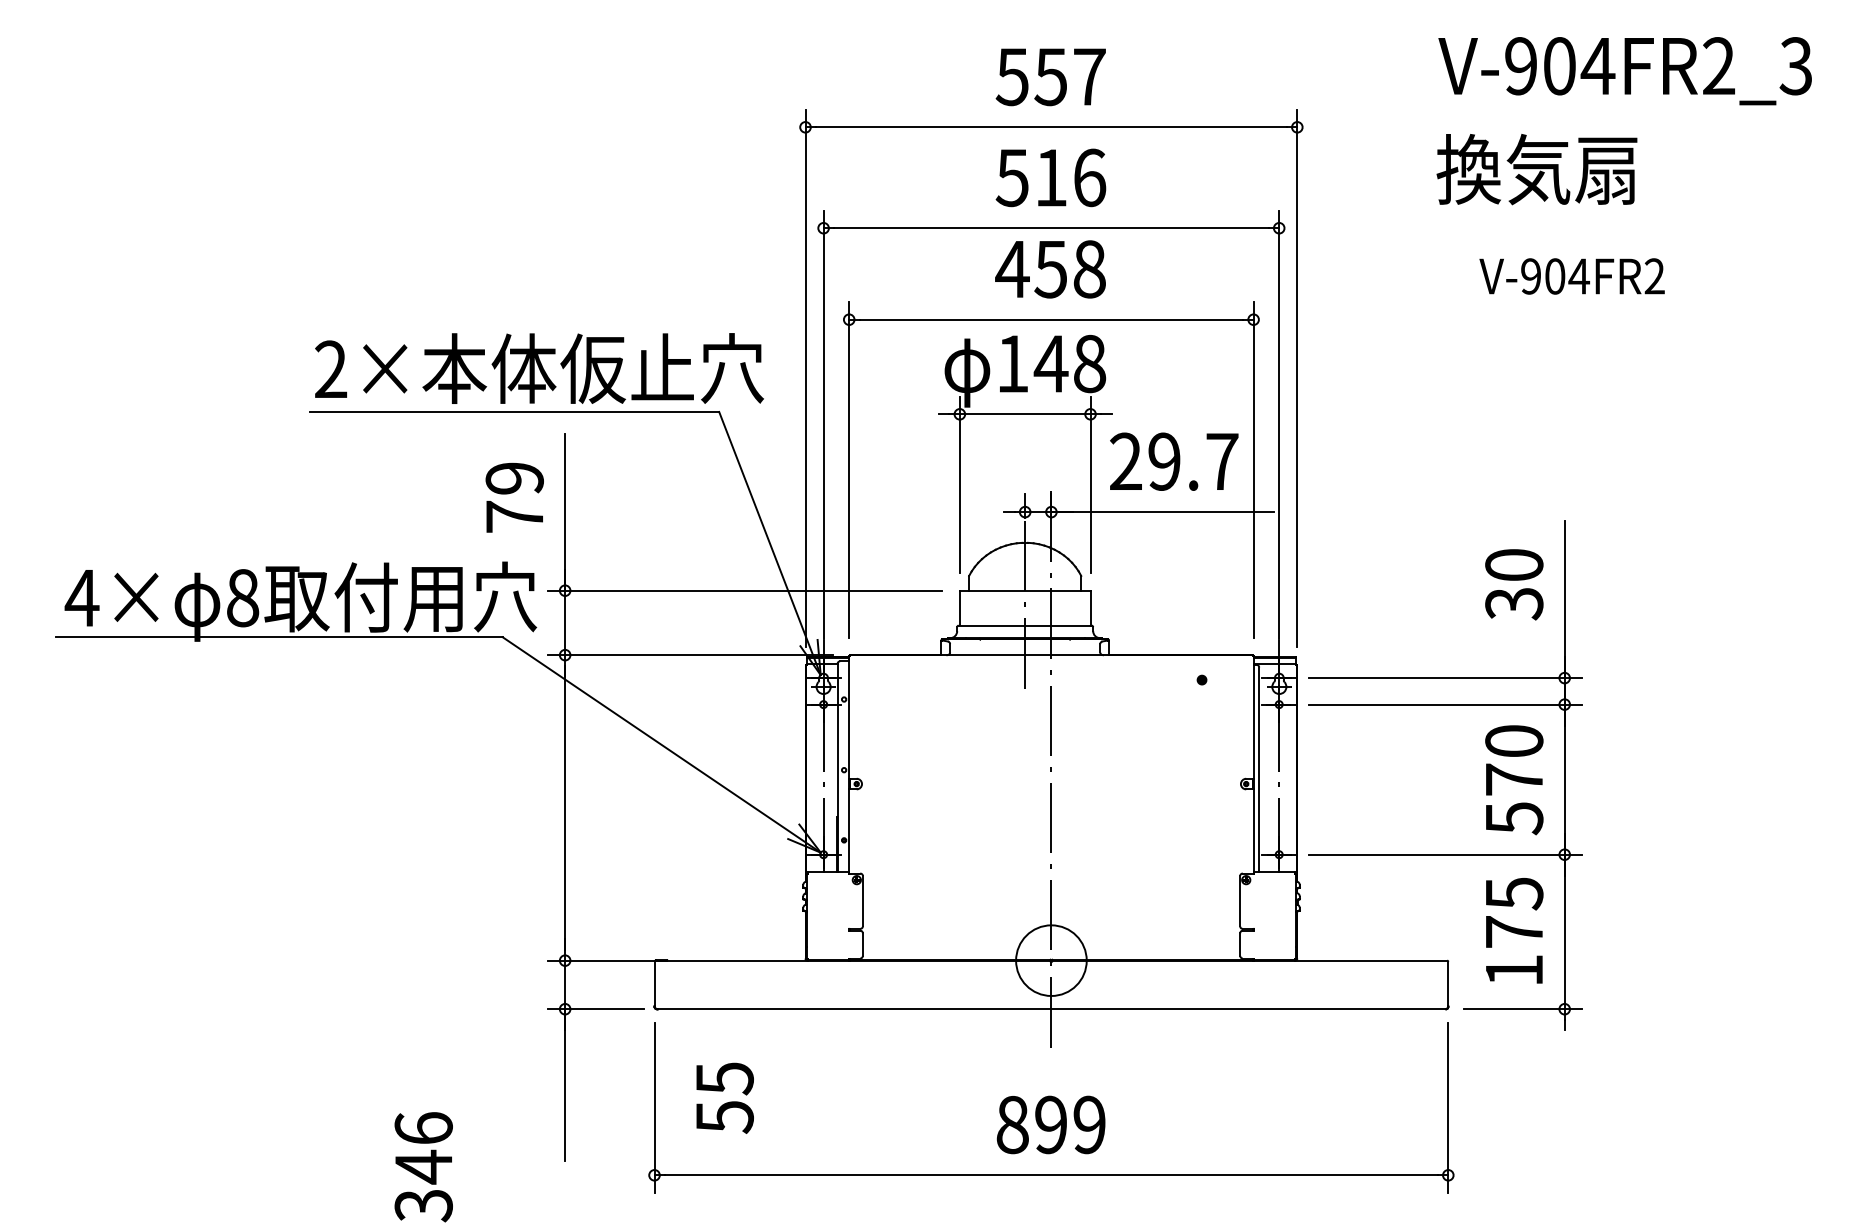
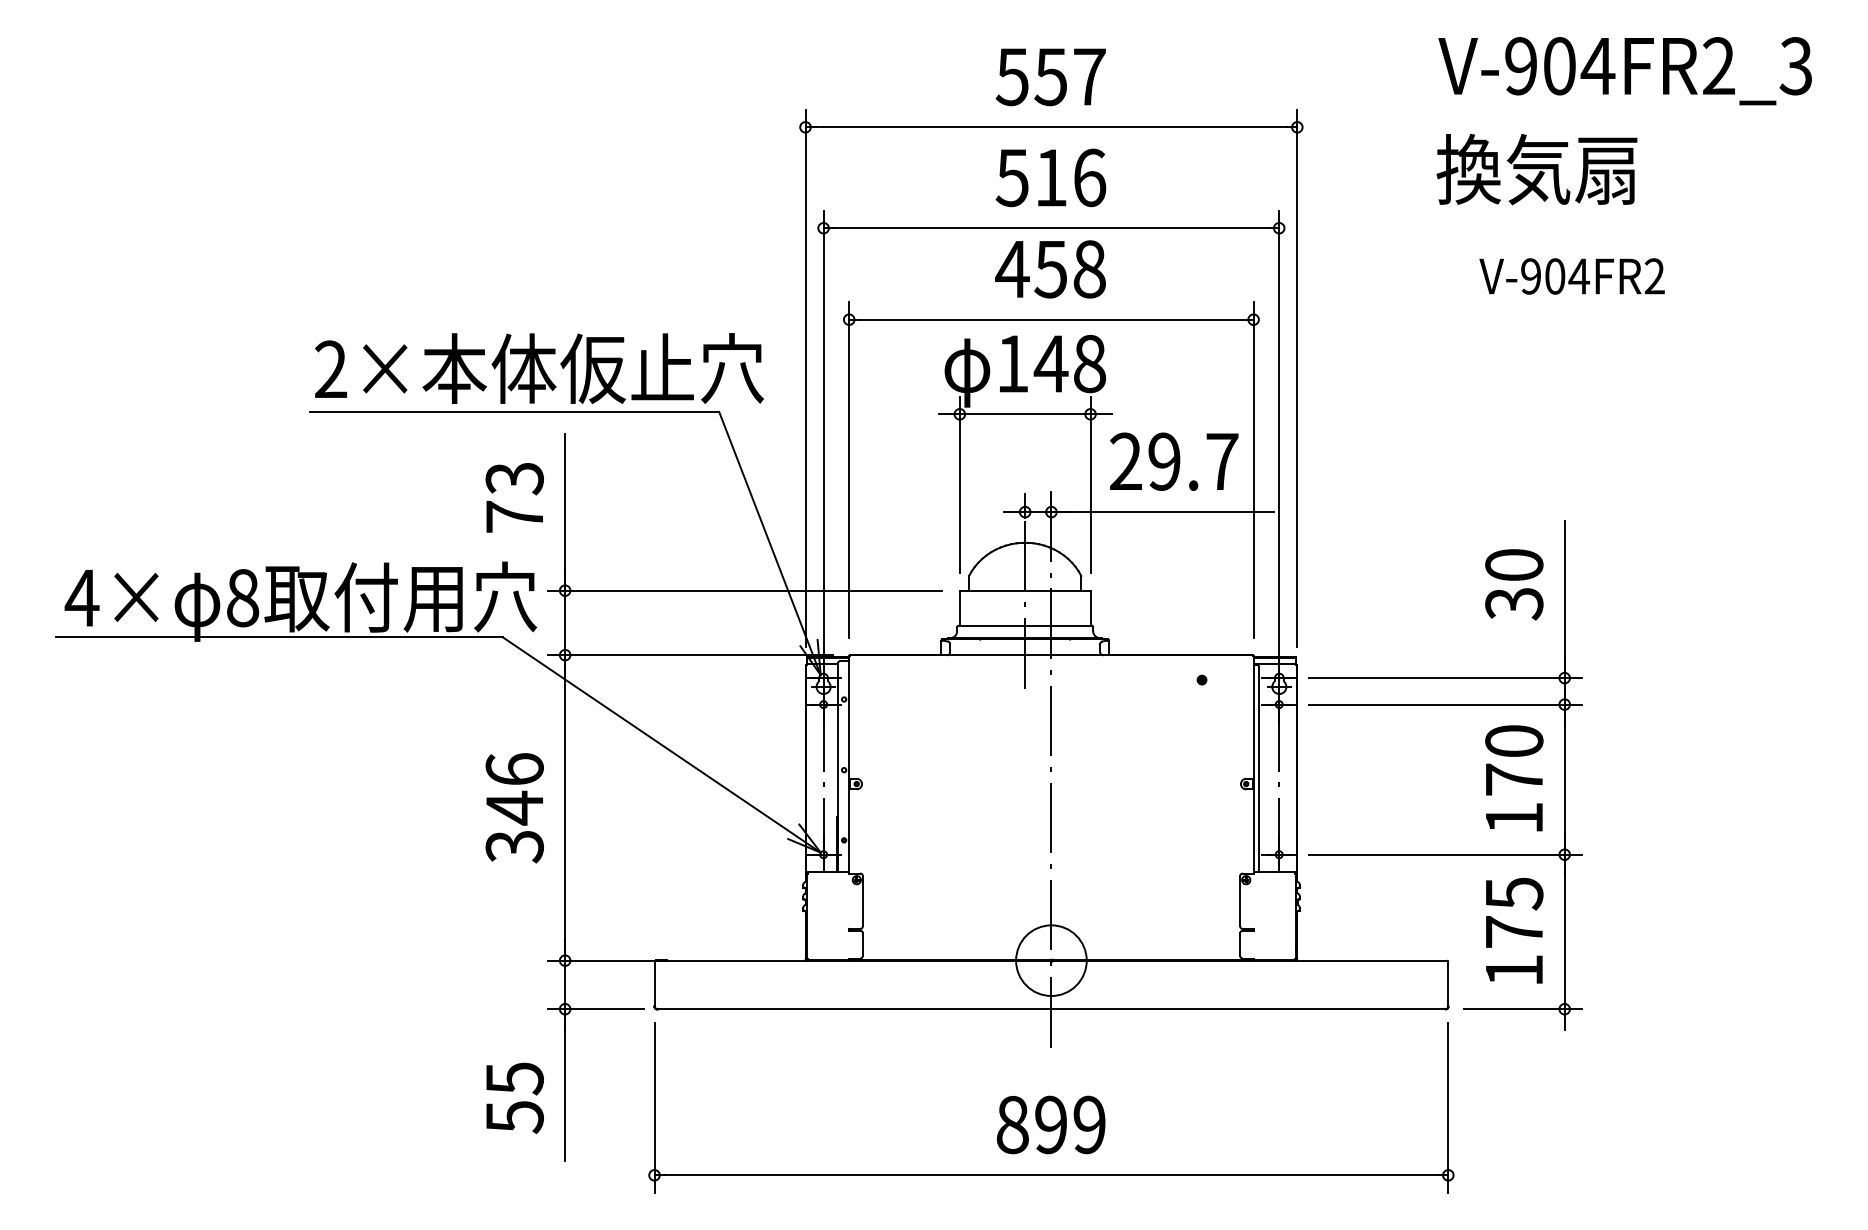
text: 79 -> 73 (514, 478)
text: 570 -> 170 (1514, 818)
text position: (724, 1097) -> (514, 1097) (514, 1097)
text position: (423, 1167) -> (514, 808) (514, 808)
